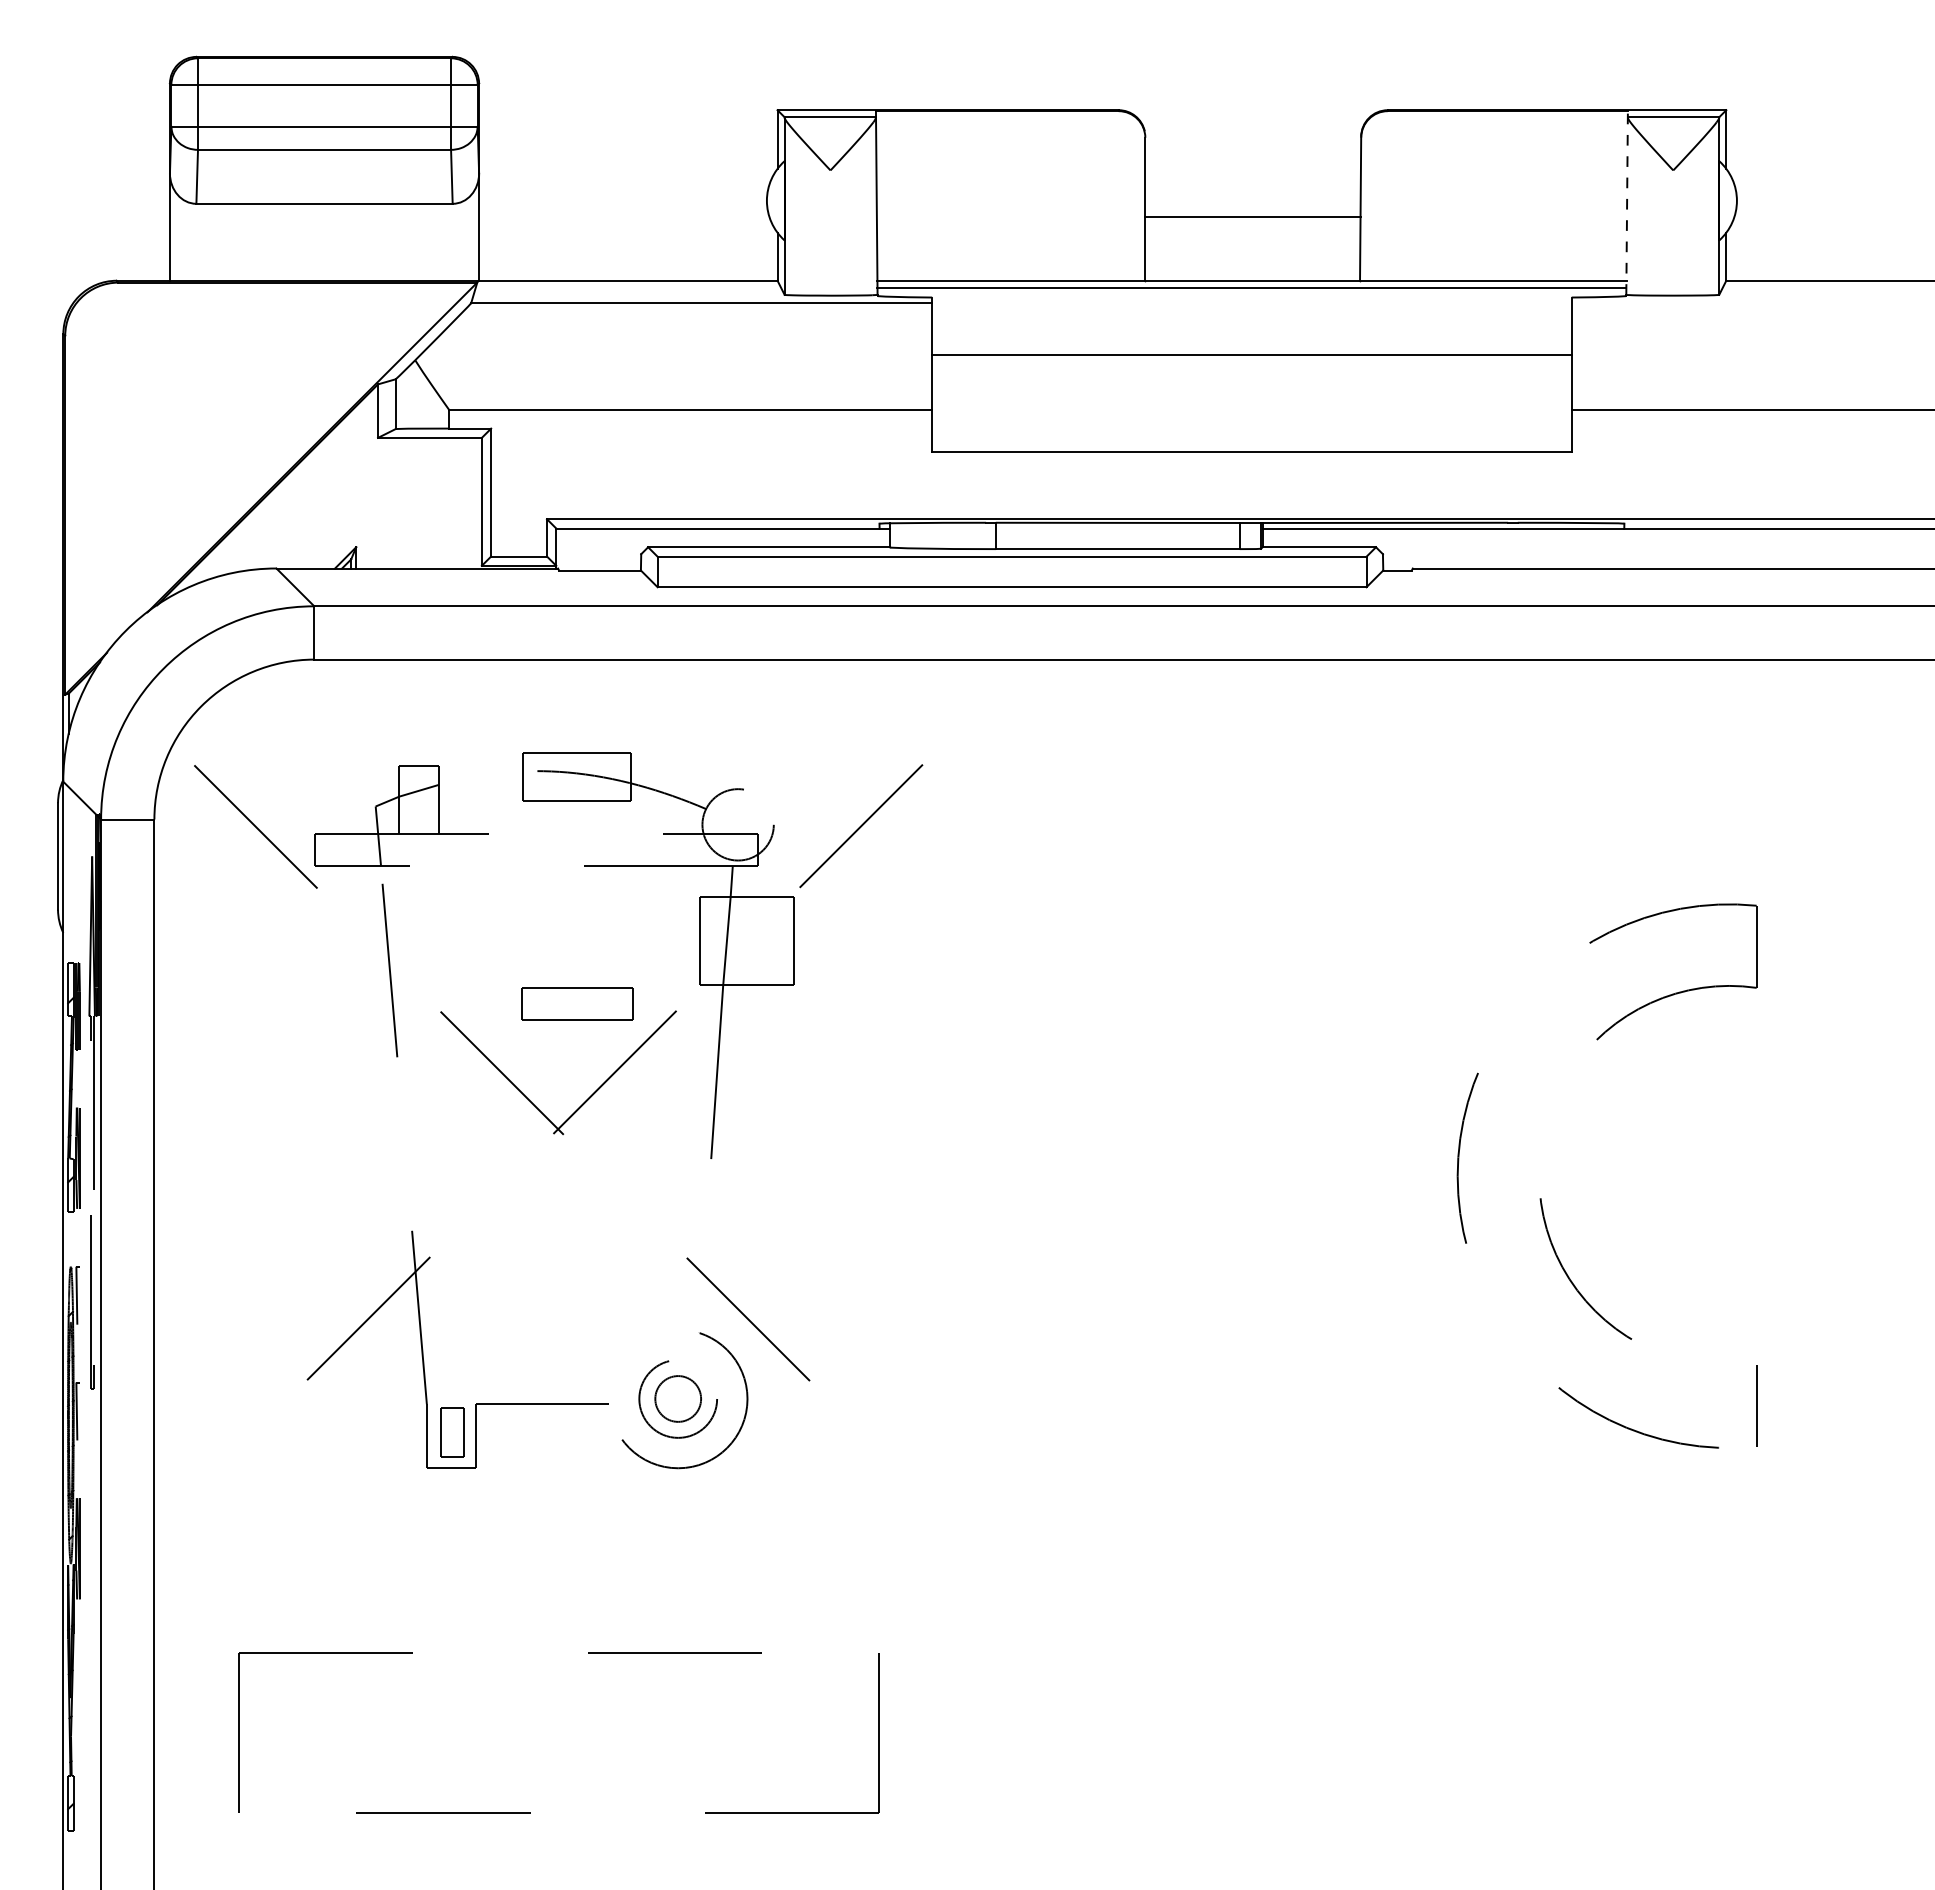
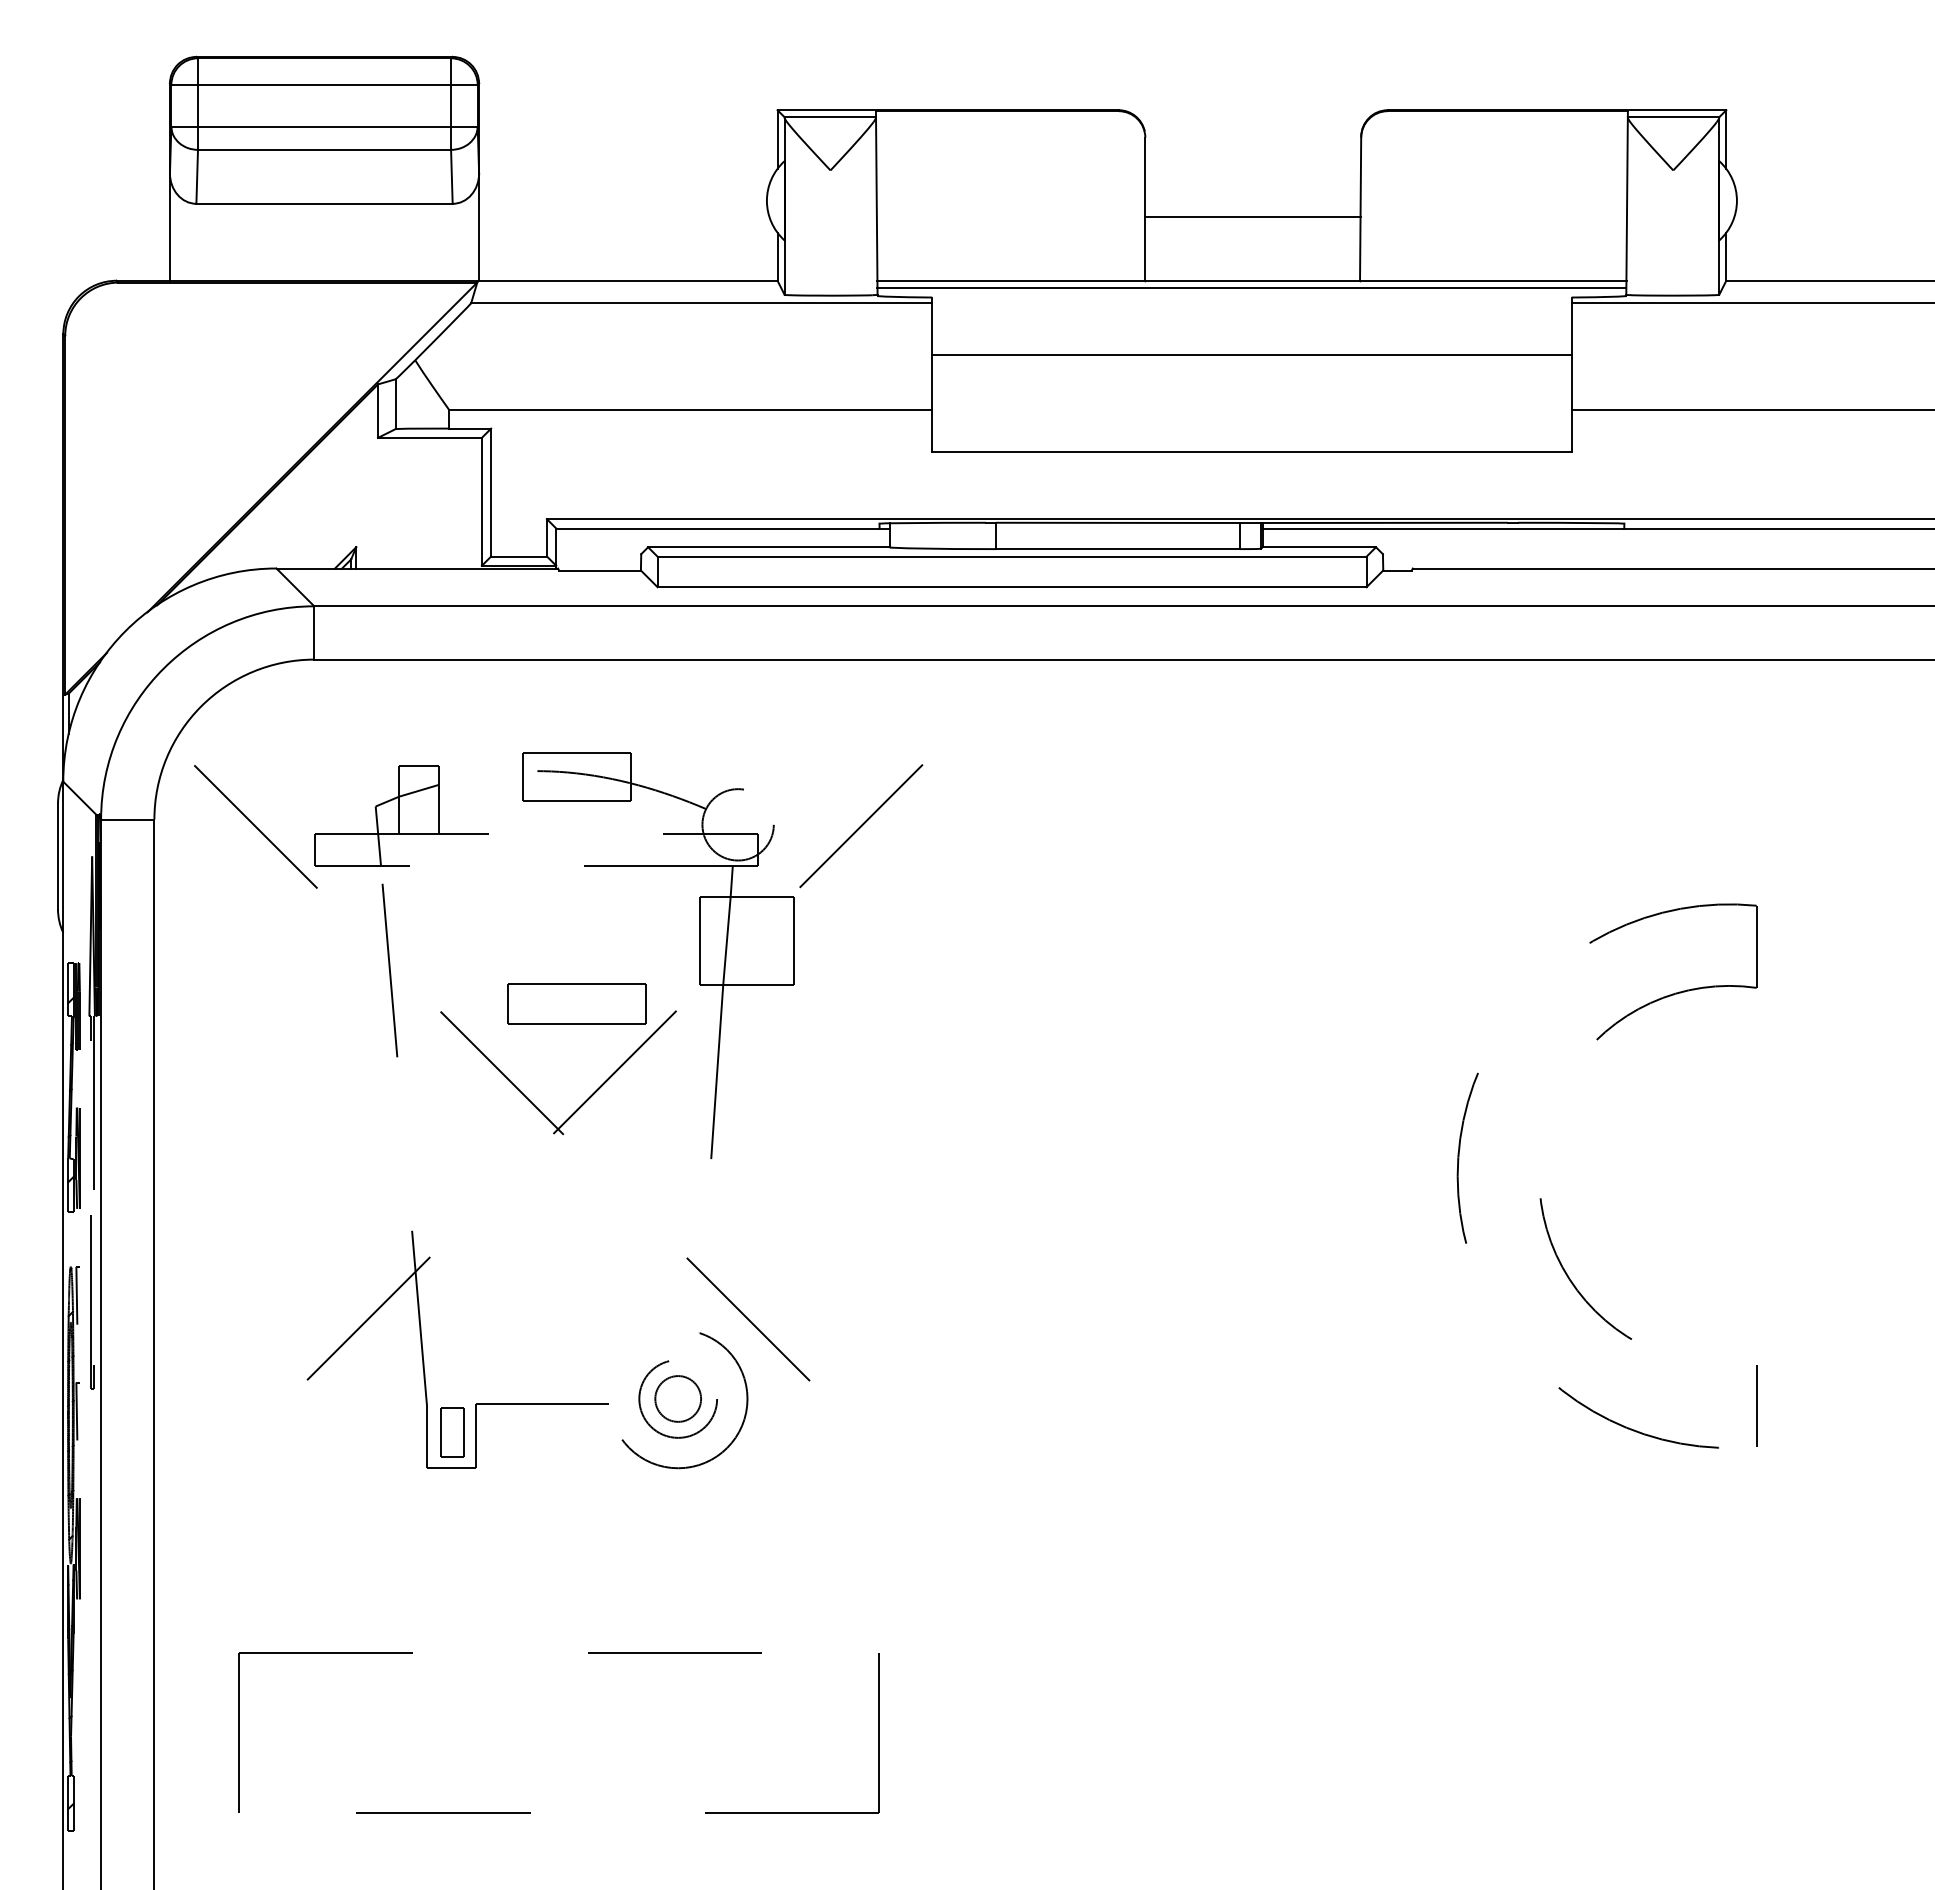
line: dashed -> solid (1627, 202)
line: none -> present (1751, 303)
part size: 113x34 px -> 140x42 px (576, 1003)
